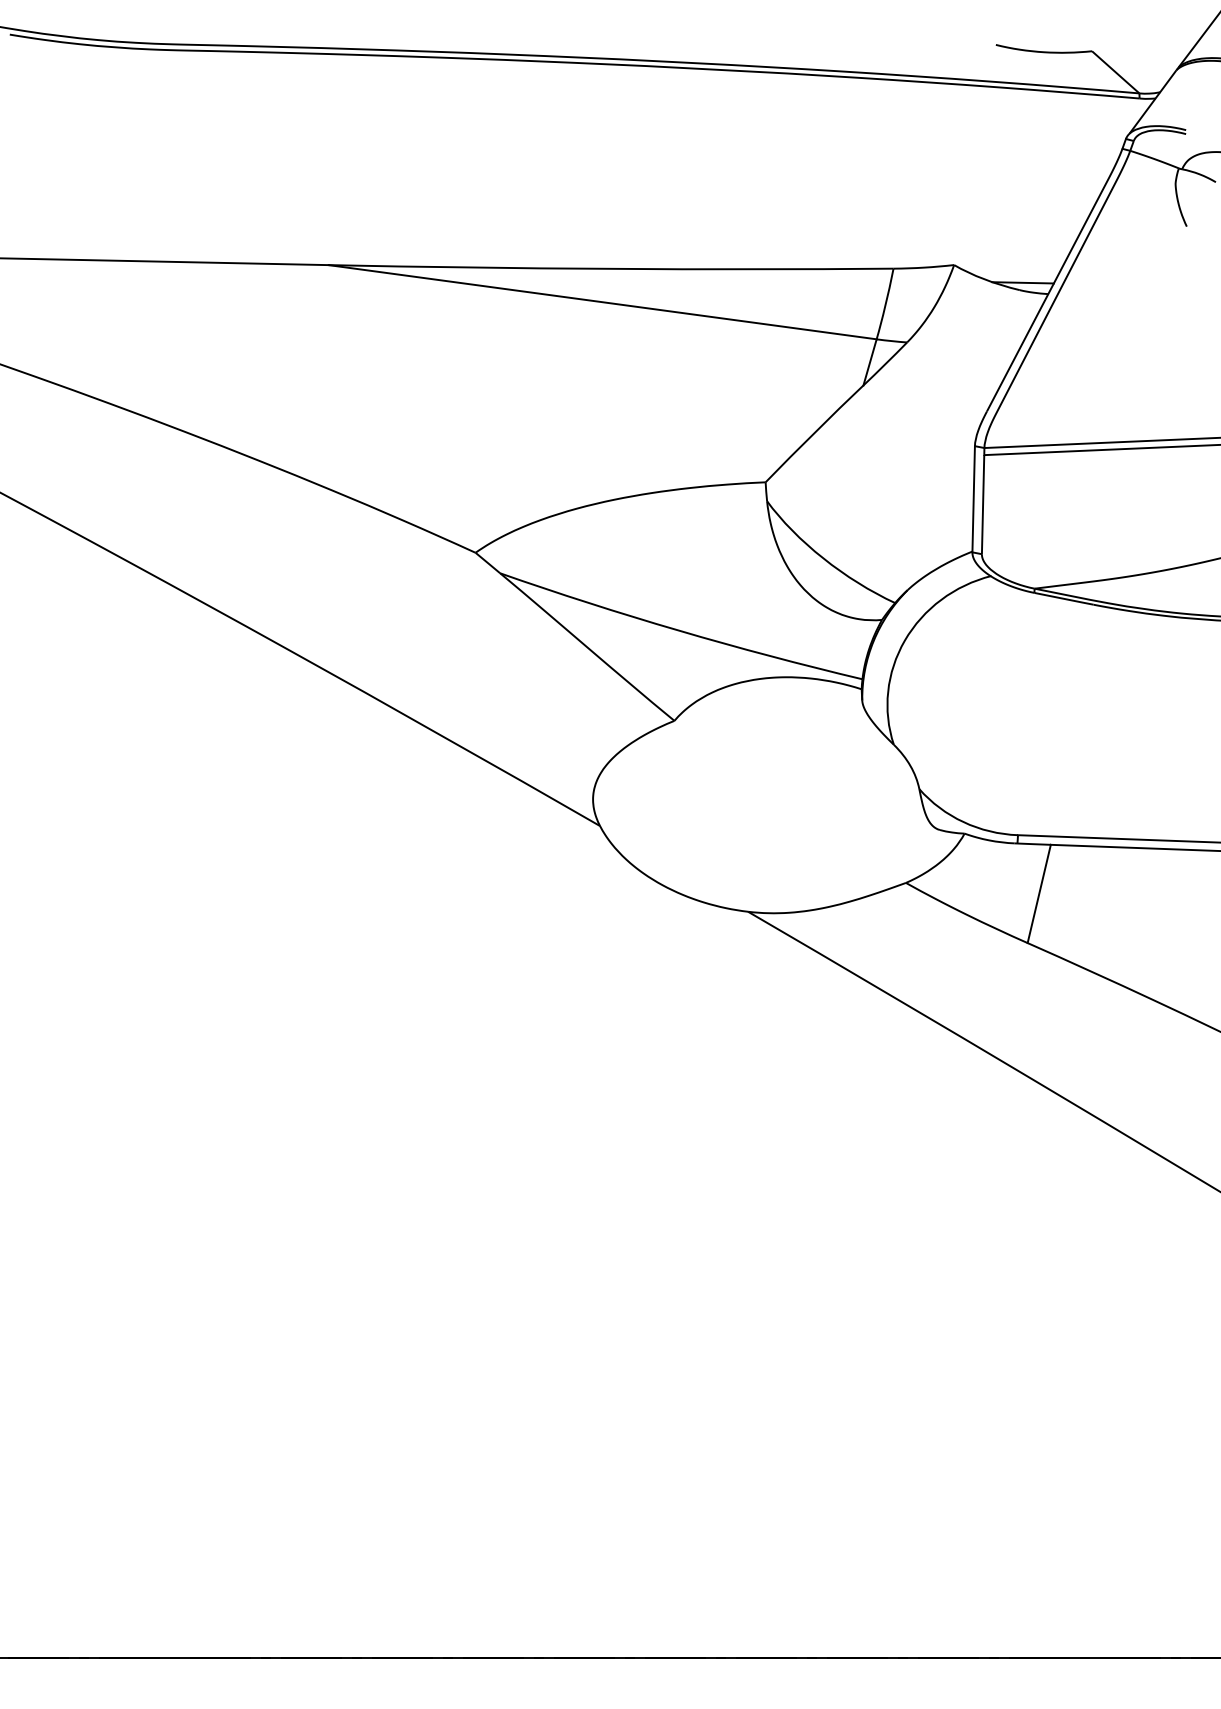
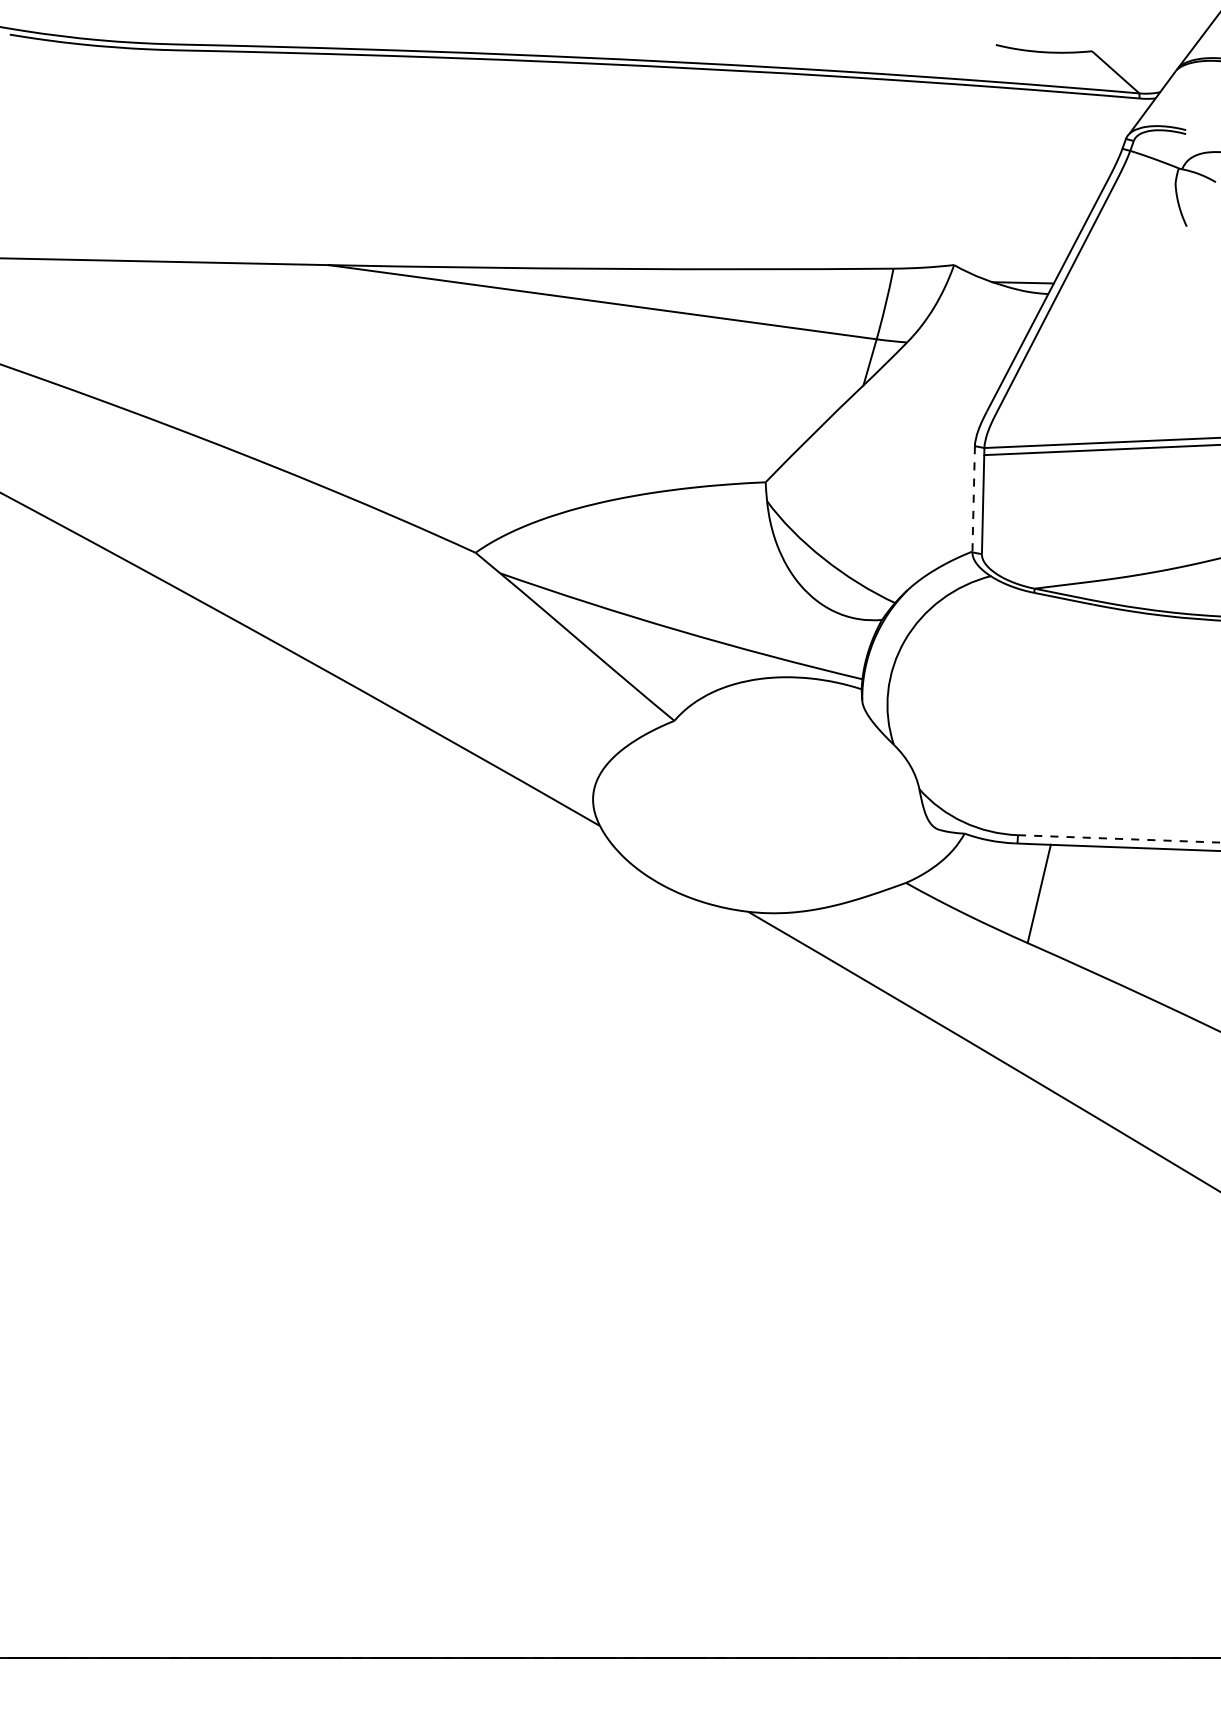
line: solid -> dashed (973, 499)
line: solid -> dashed (1119, 838)
